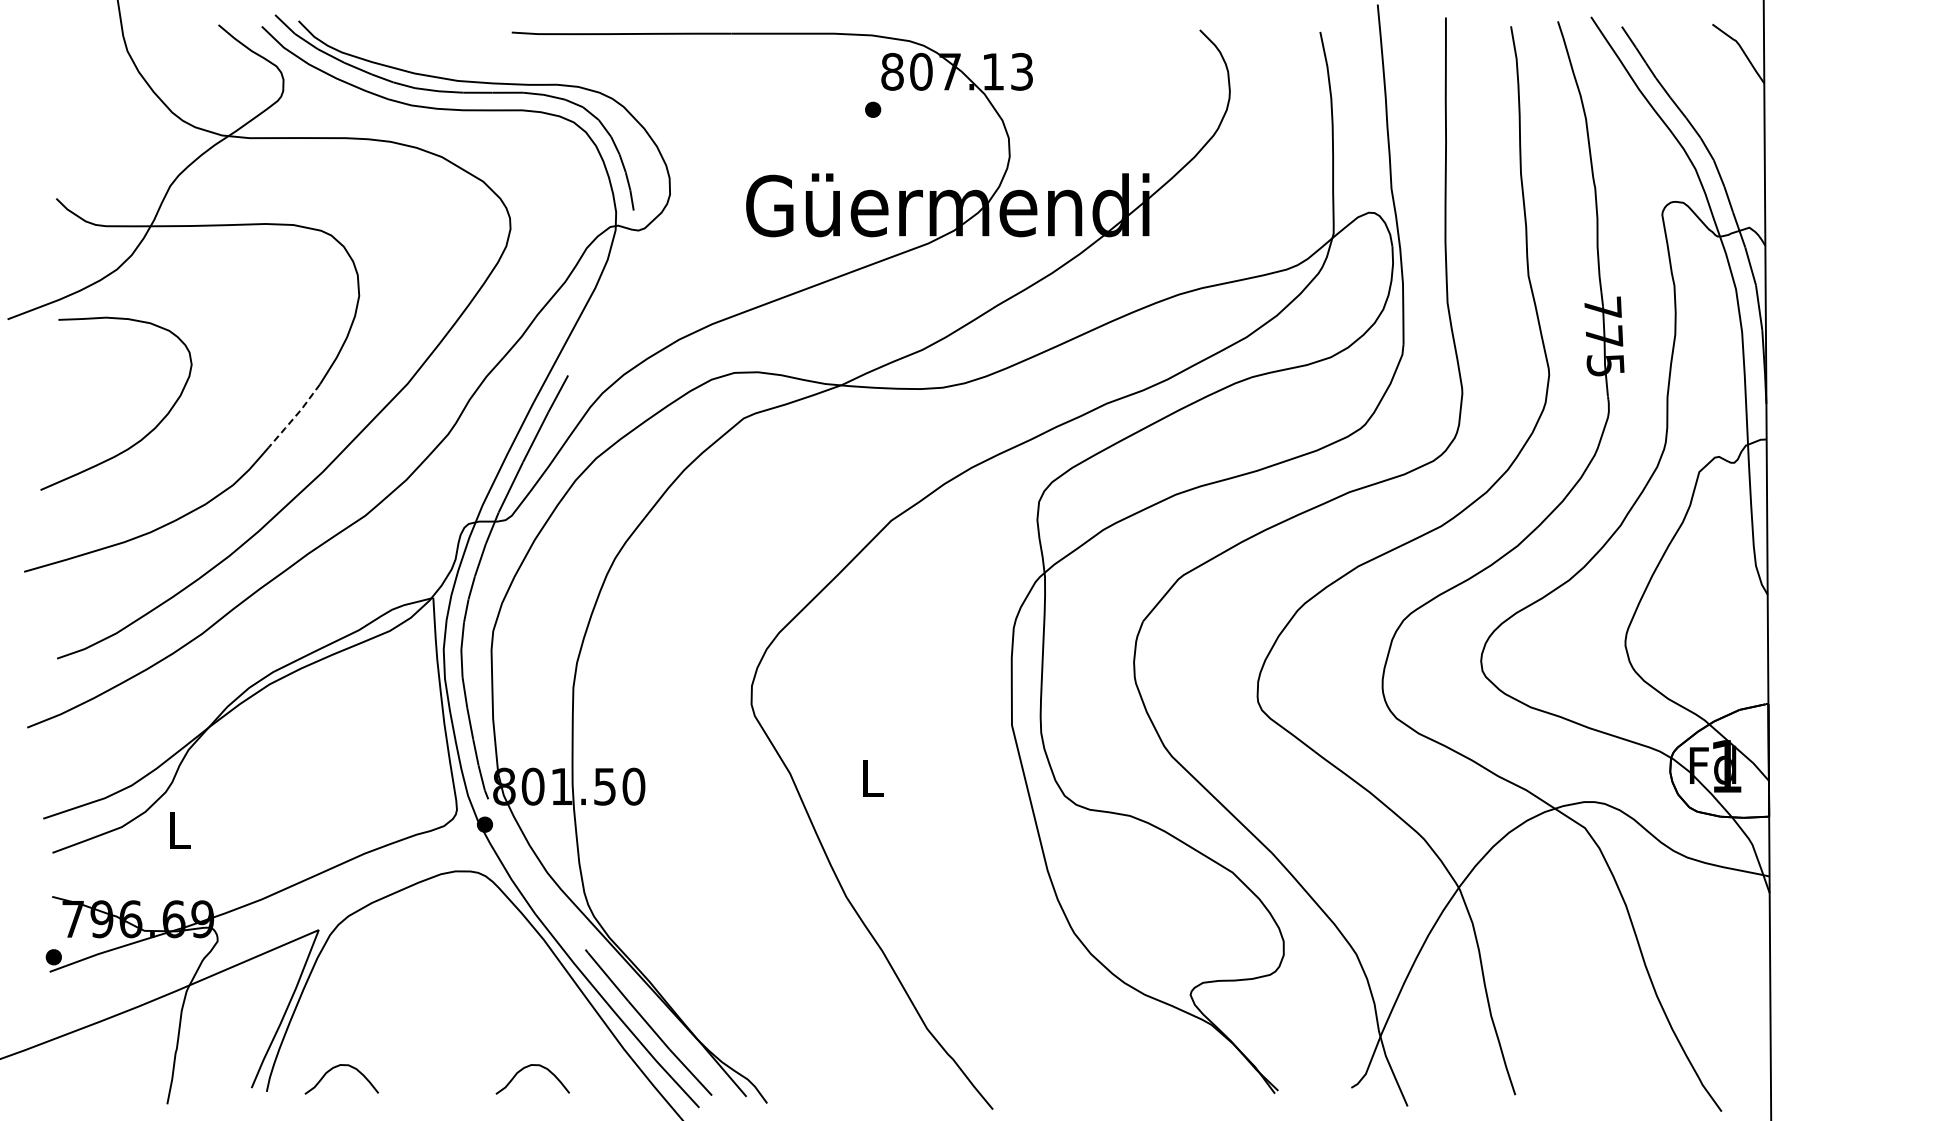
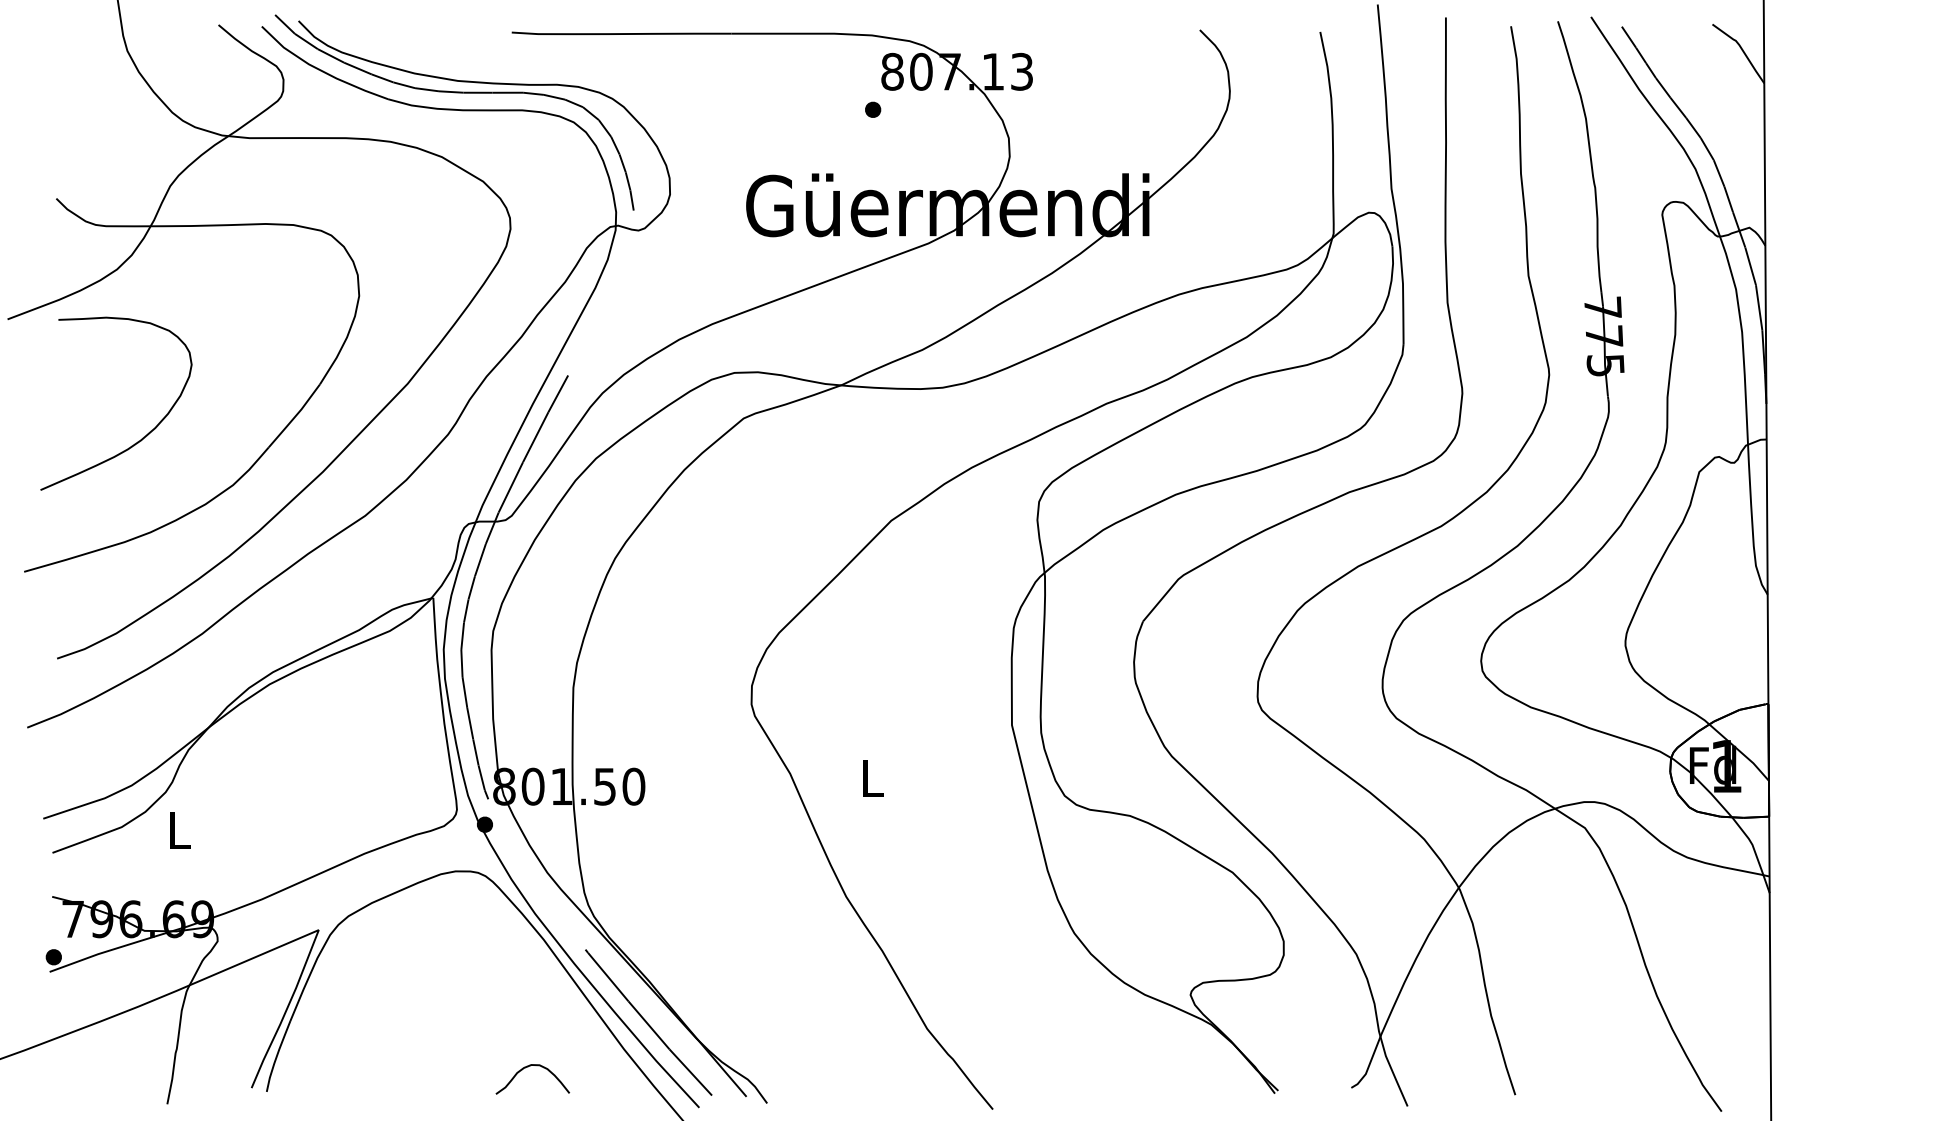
line: dashed -> solid (295, 416)
curve: present -> none (337, 1067)
